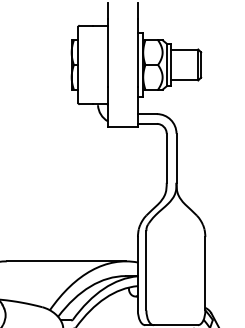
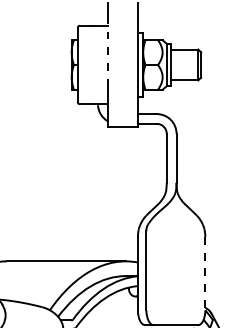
line: solid -> dashed (107, 52)
line: solid -> dashed (205, 273)
